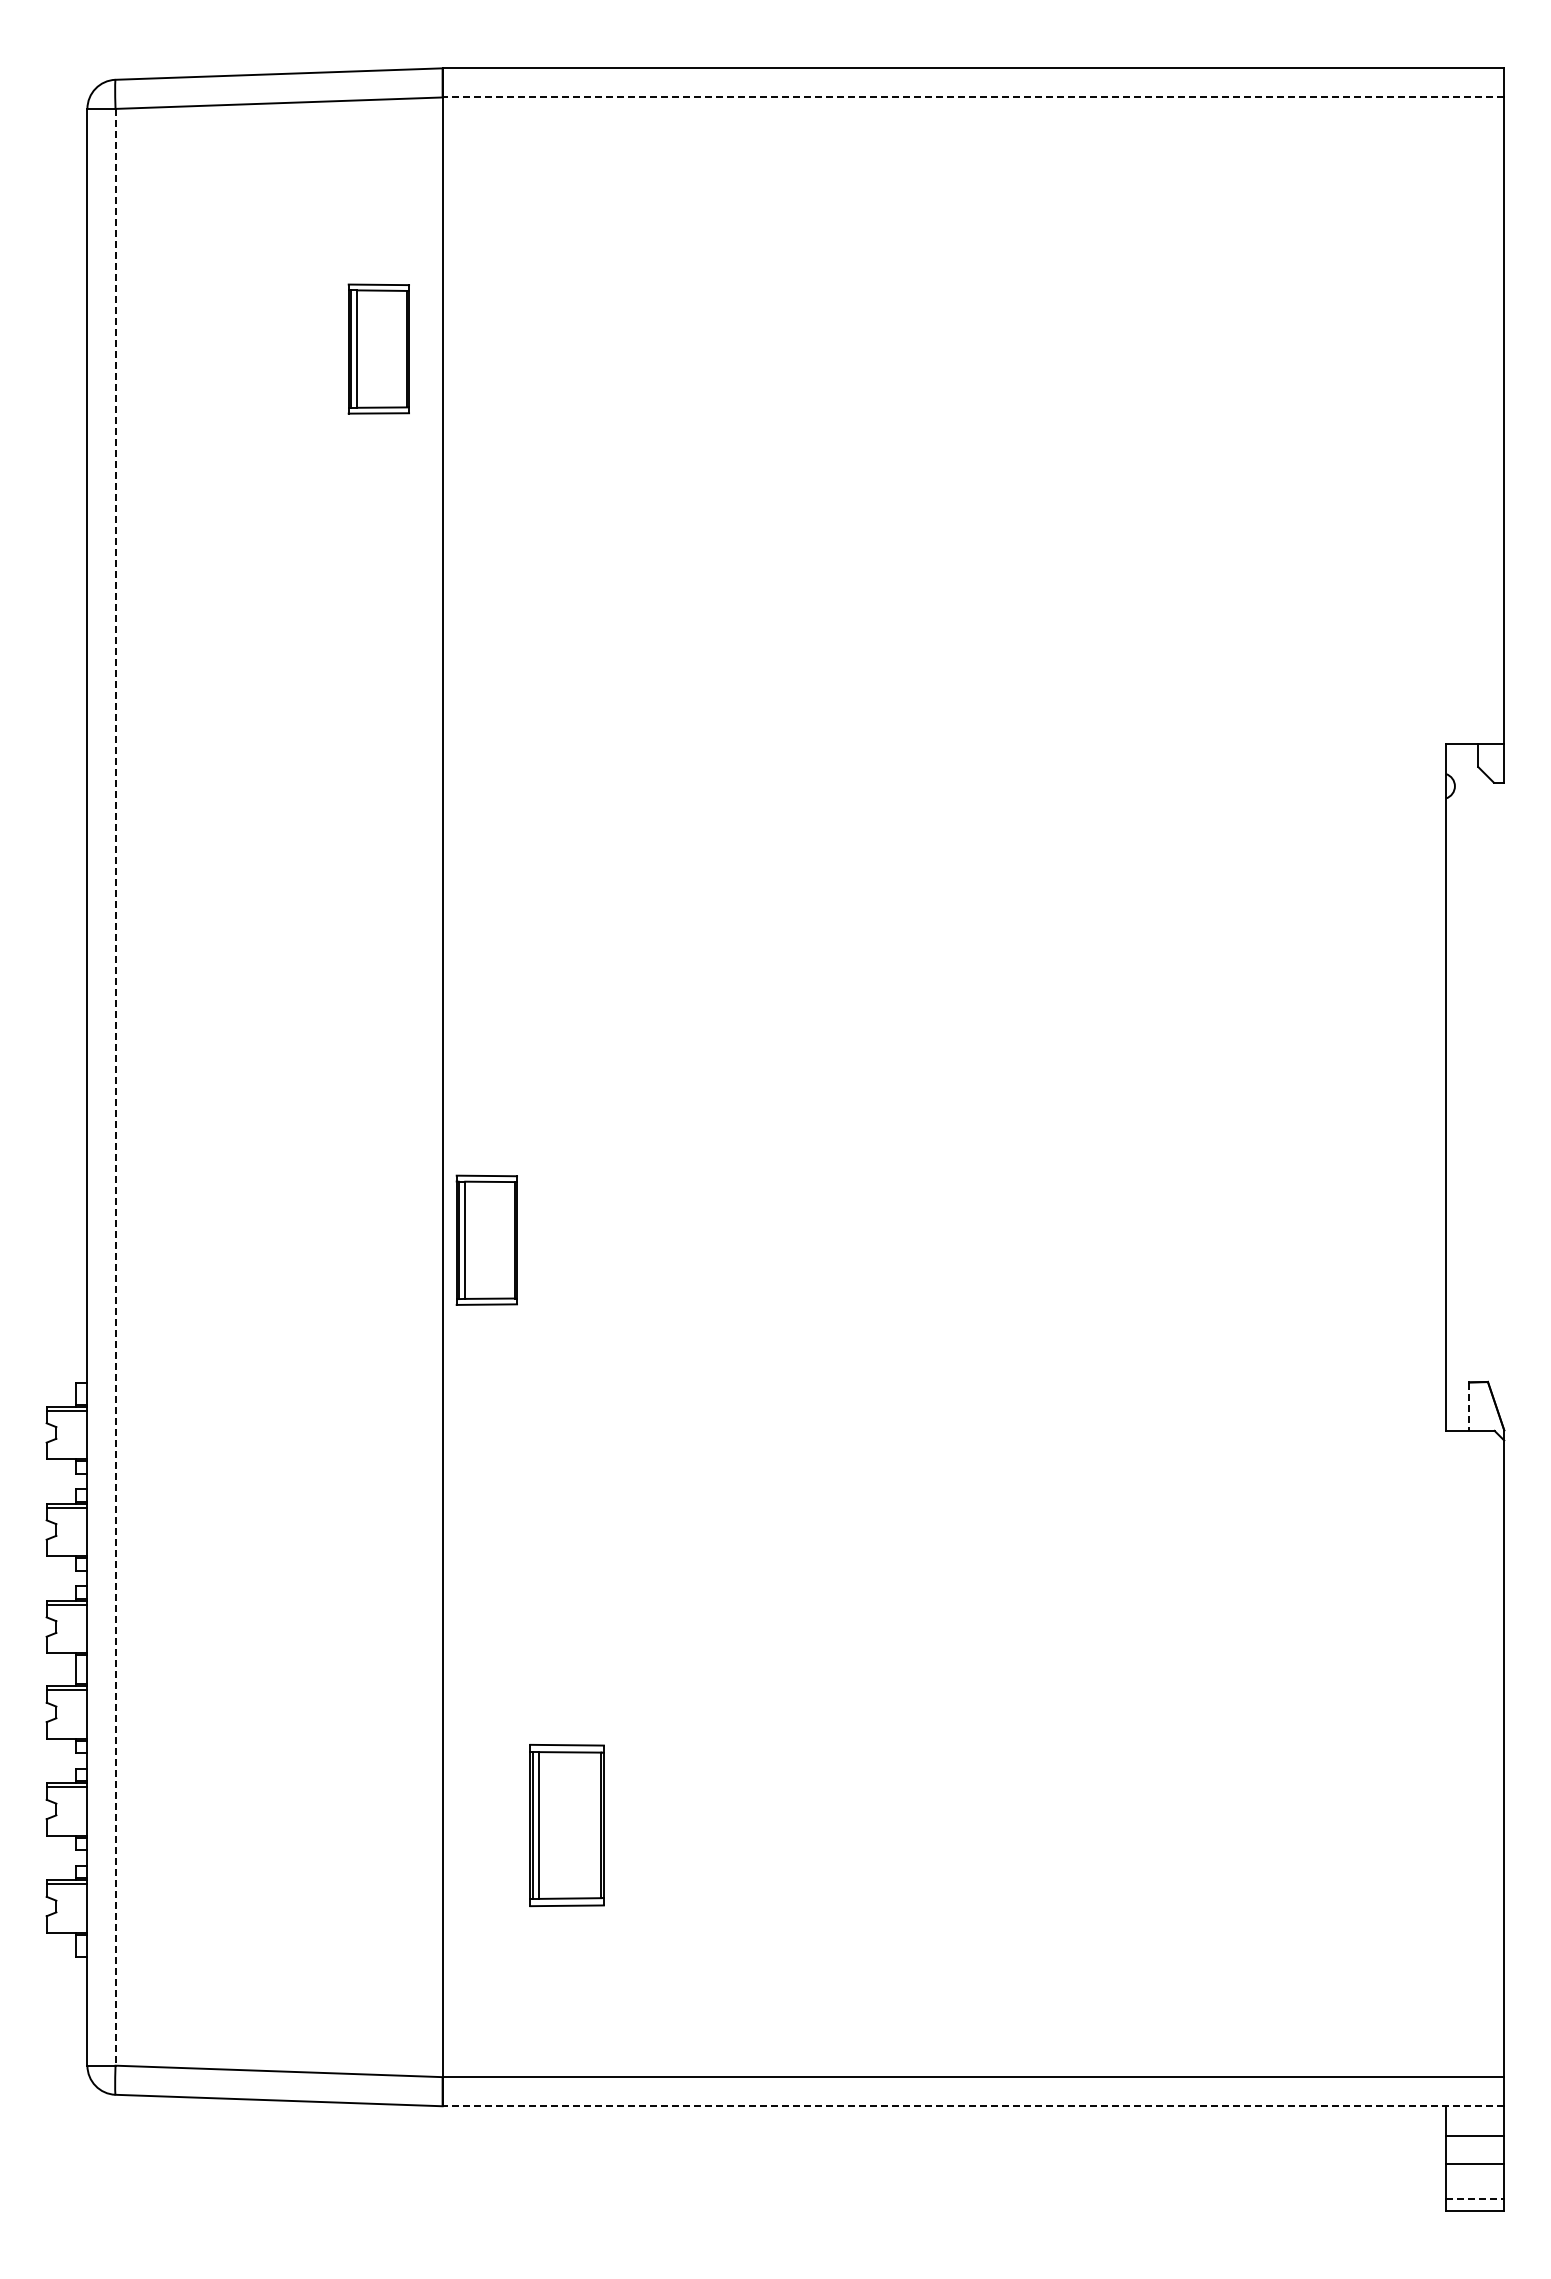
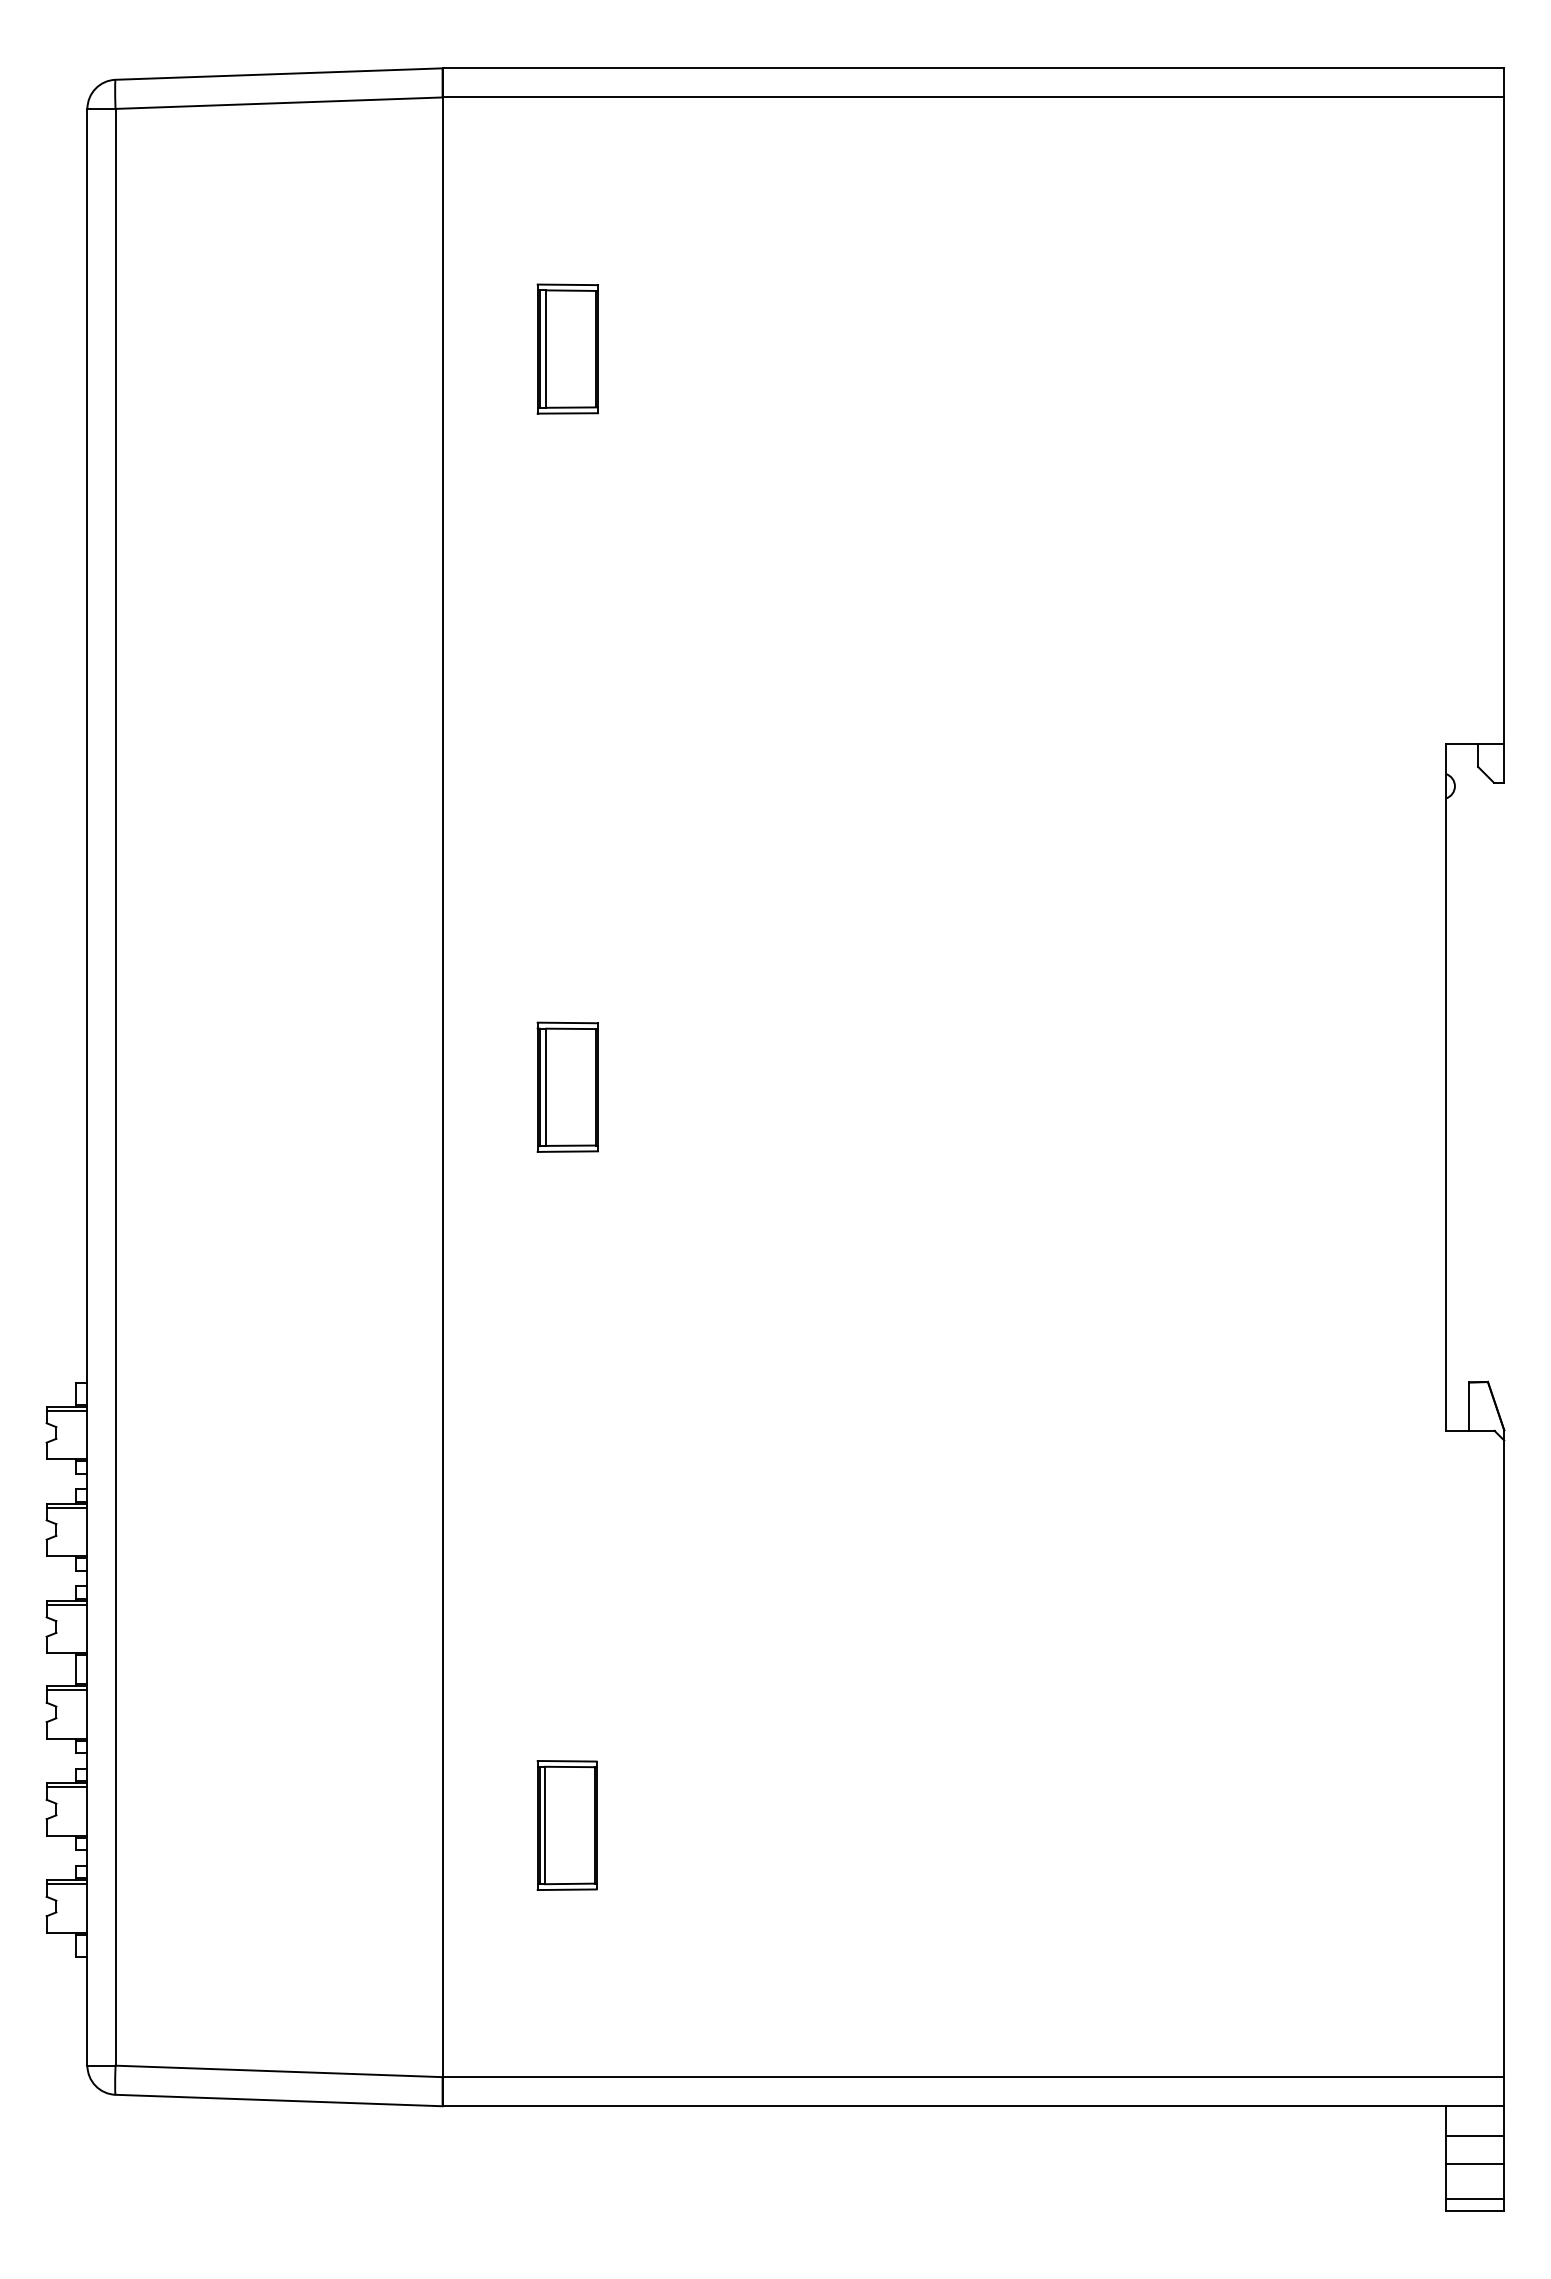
line: dashed -> solid (973, 97)
part position: (378, 348) -> (567, 348) (567, 348)
line: dashed -> solid (115, 1087)
part position: (486, 1239) -> (567, 1086) (567, 1086)
line: dashed -> solid (1469, 1407)
part size: 76x164 px -> 62x131 px (566, 1825)
line: dashed -> solid (973, 2106)
line: dashed -> solid (1475, 2199)
